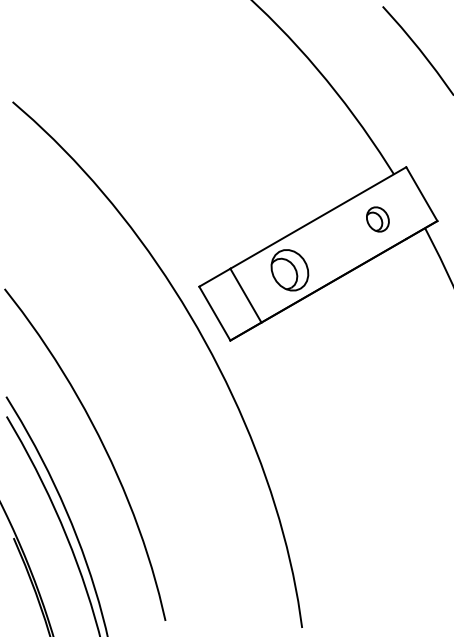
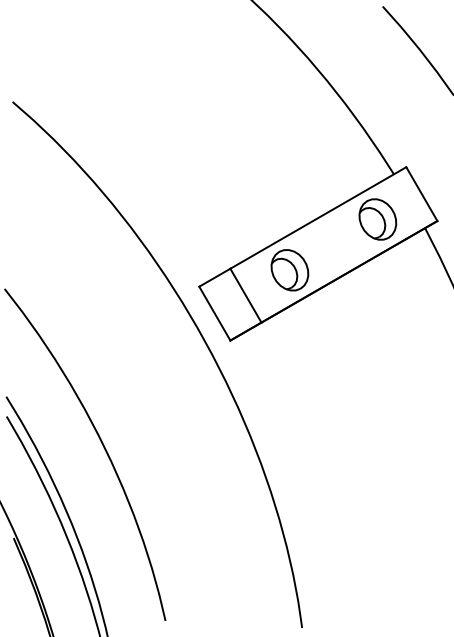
part size: 24x27 px -> 40x43 px (377, 219)
